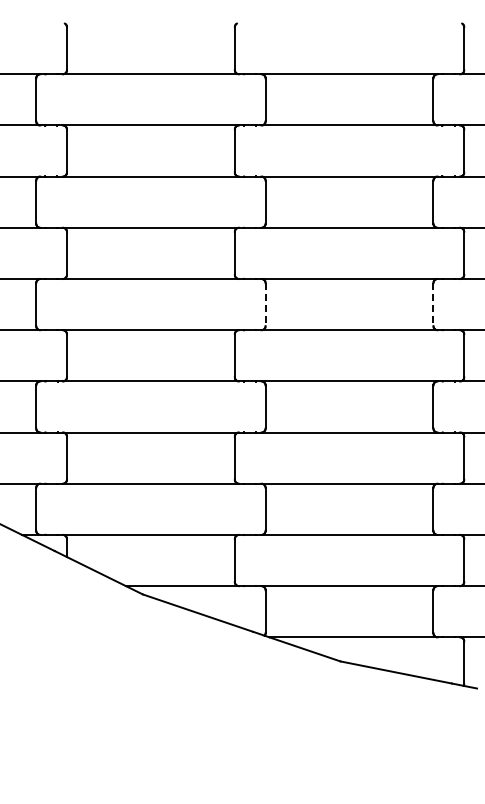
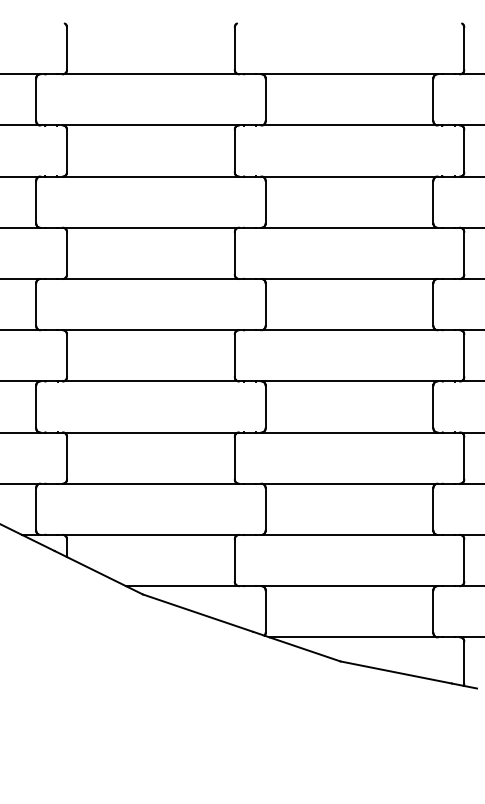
line: dashed -> solid (265, 305)
line: dashed -> solid (433, 305)
